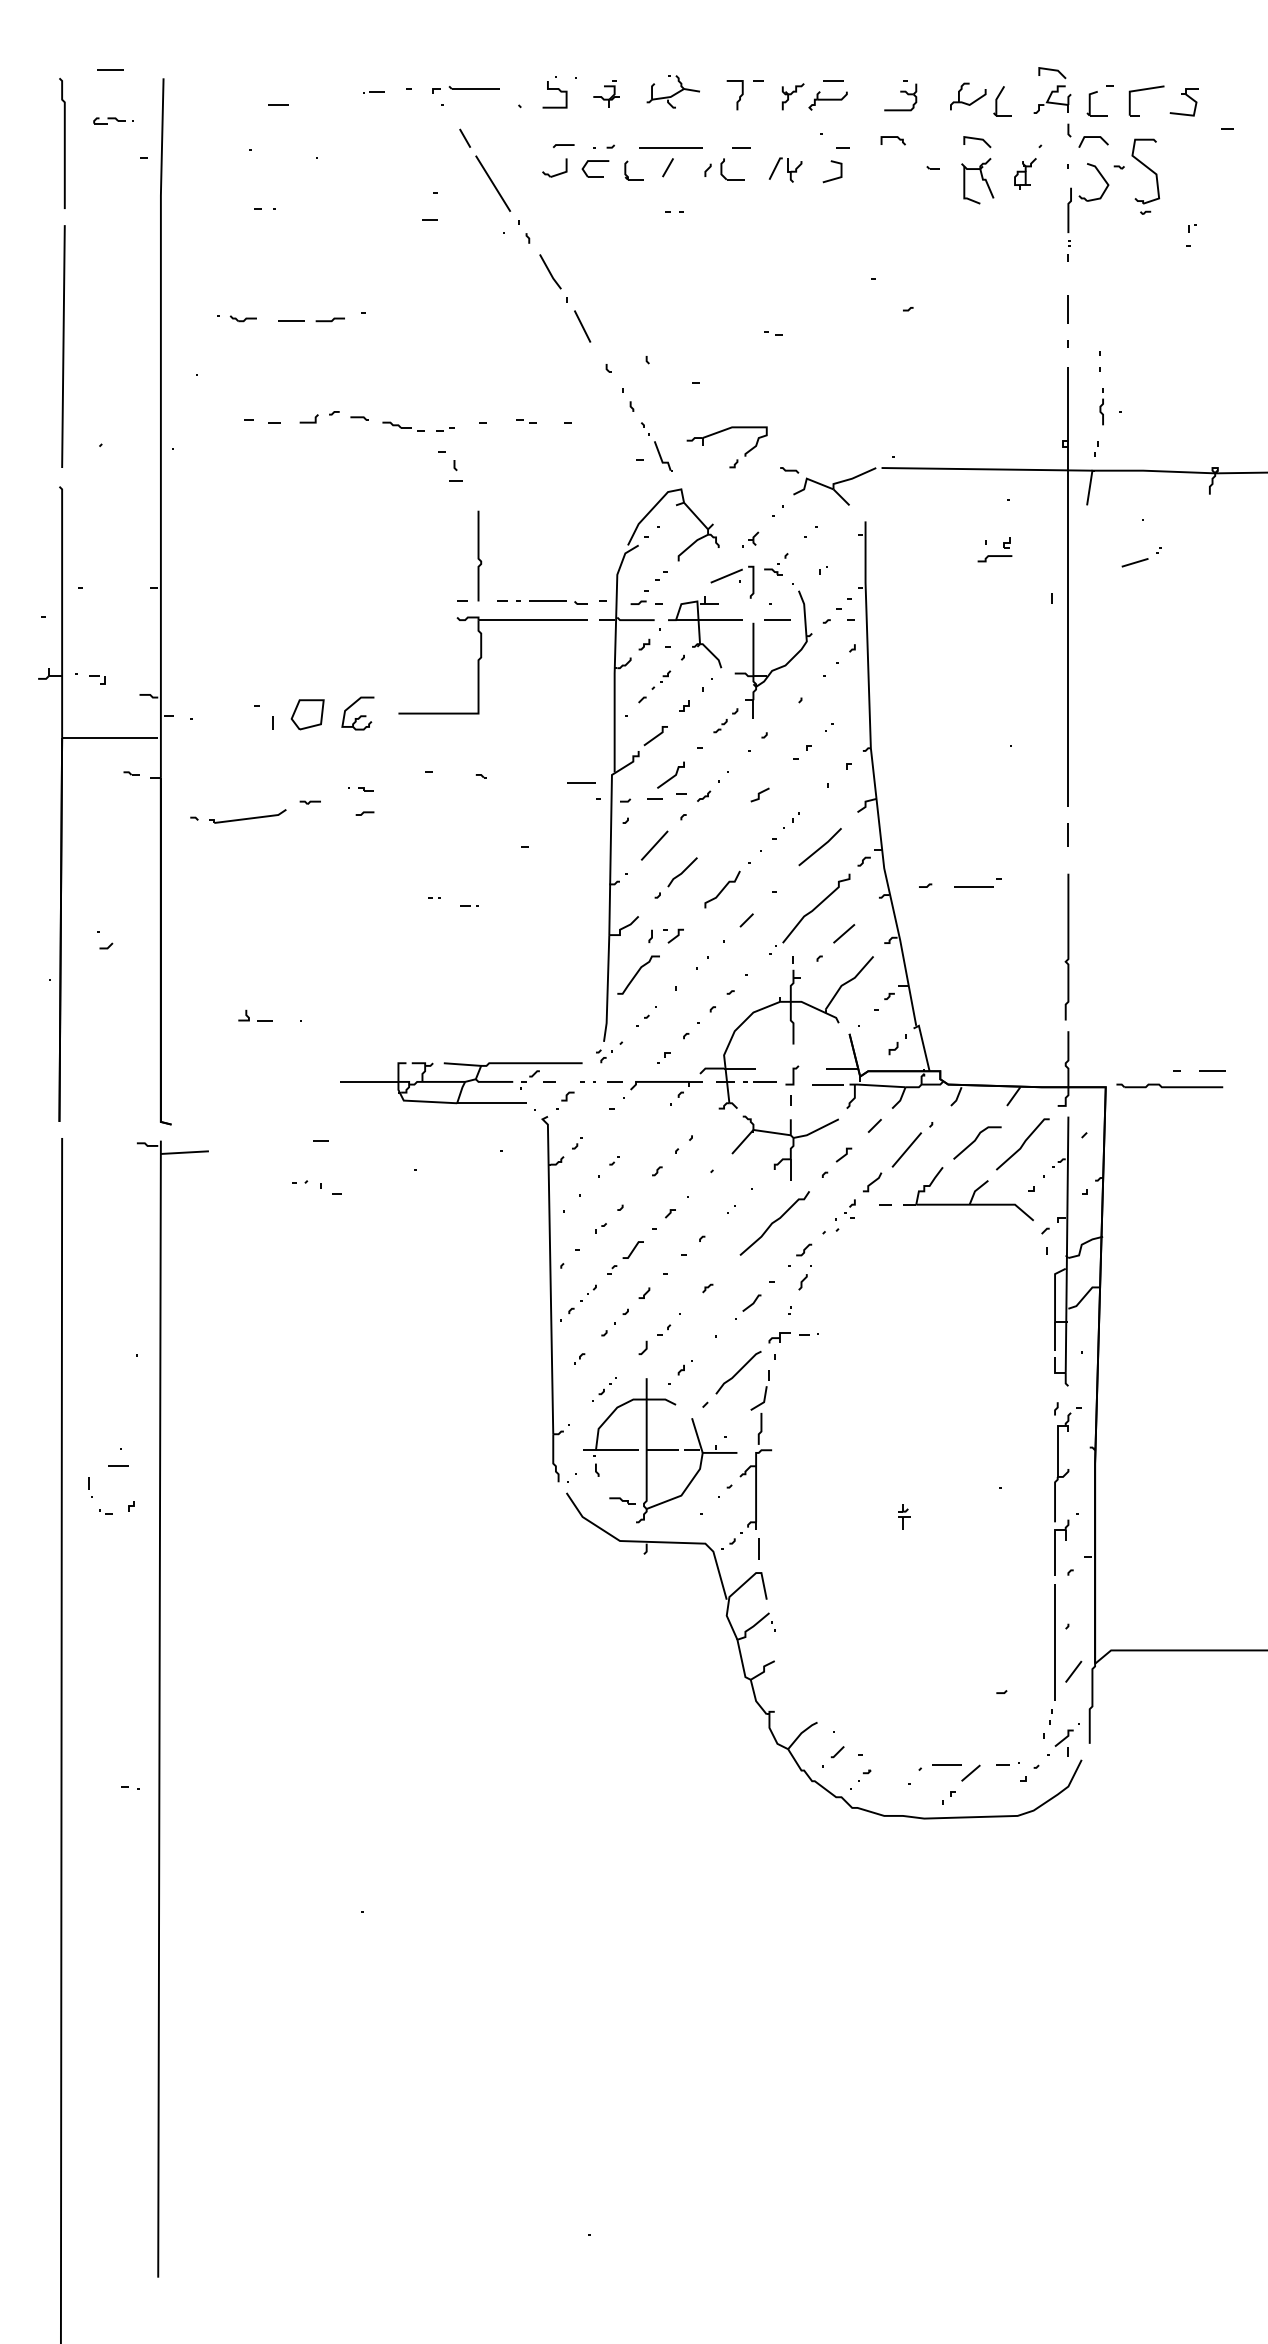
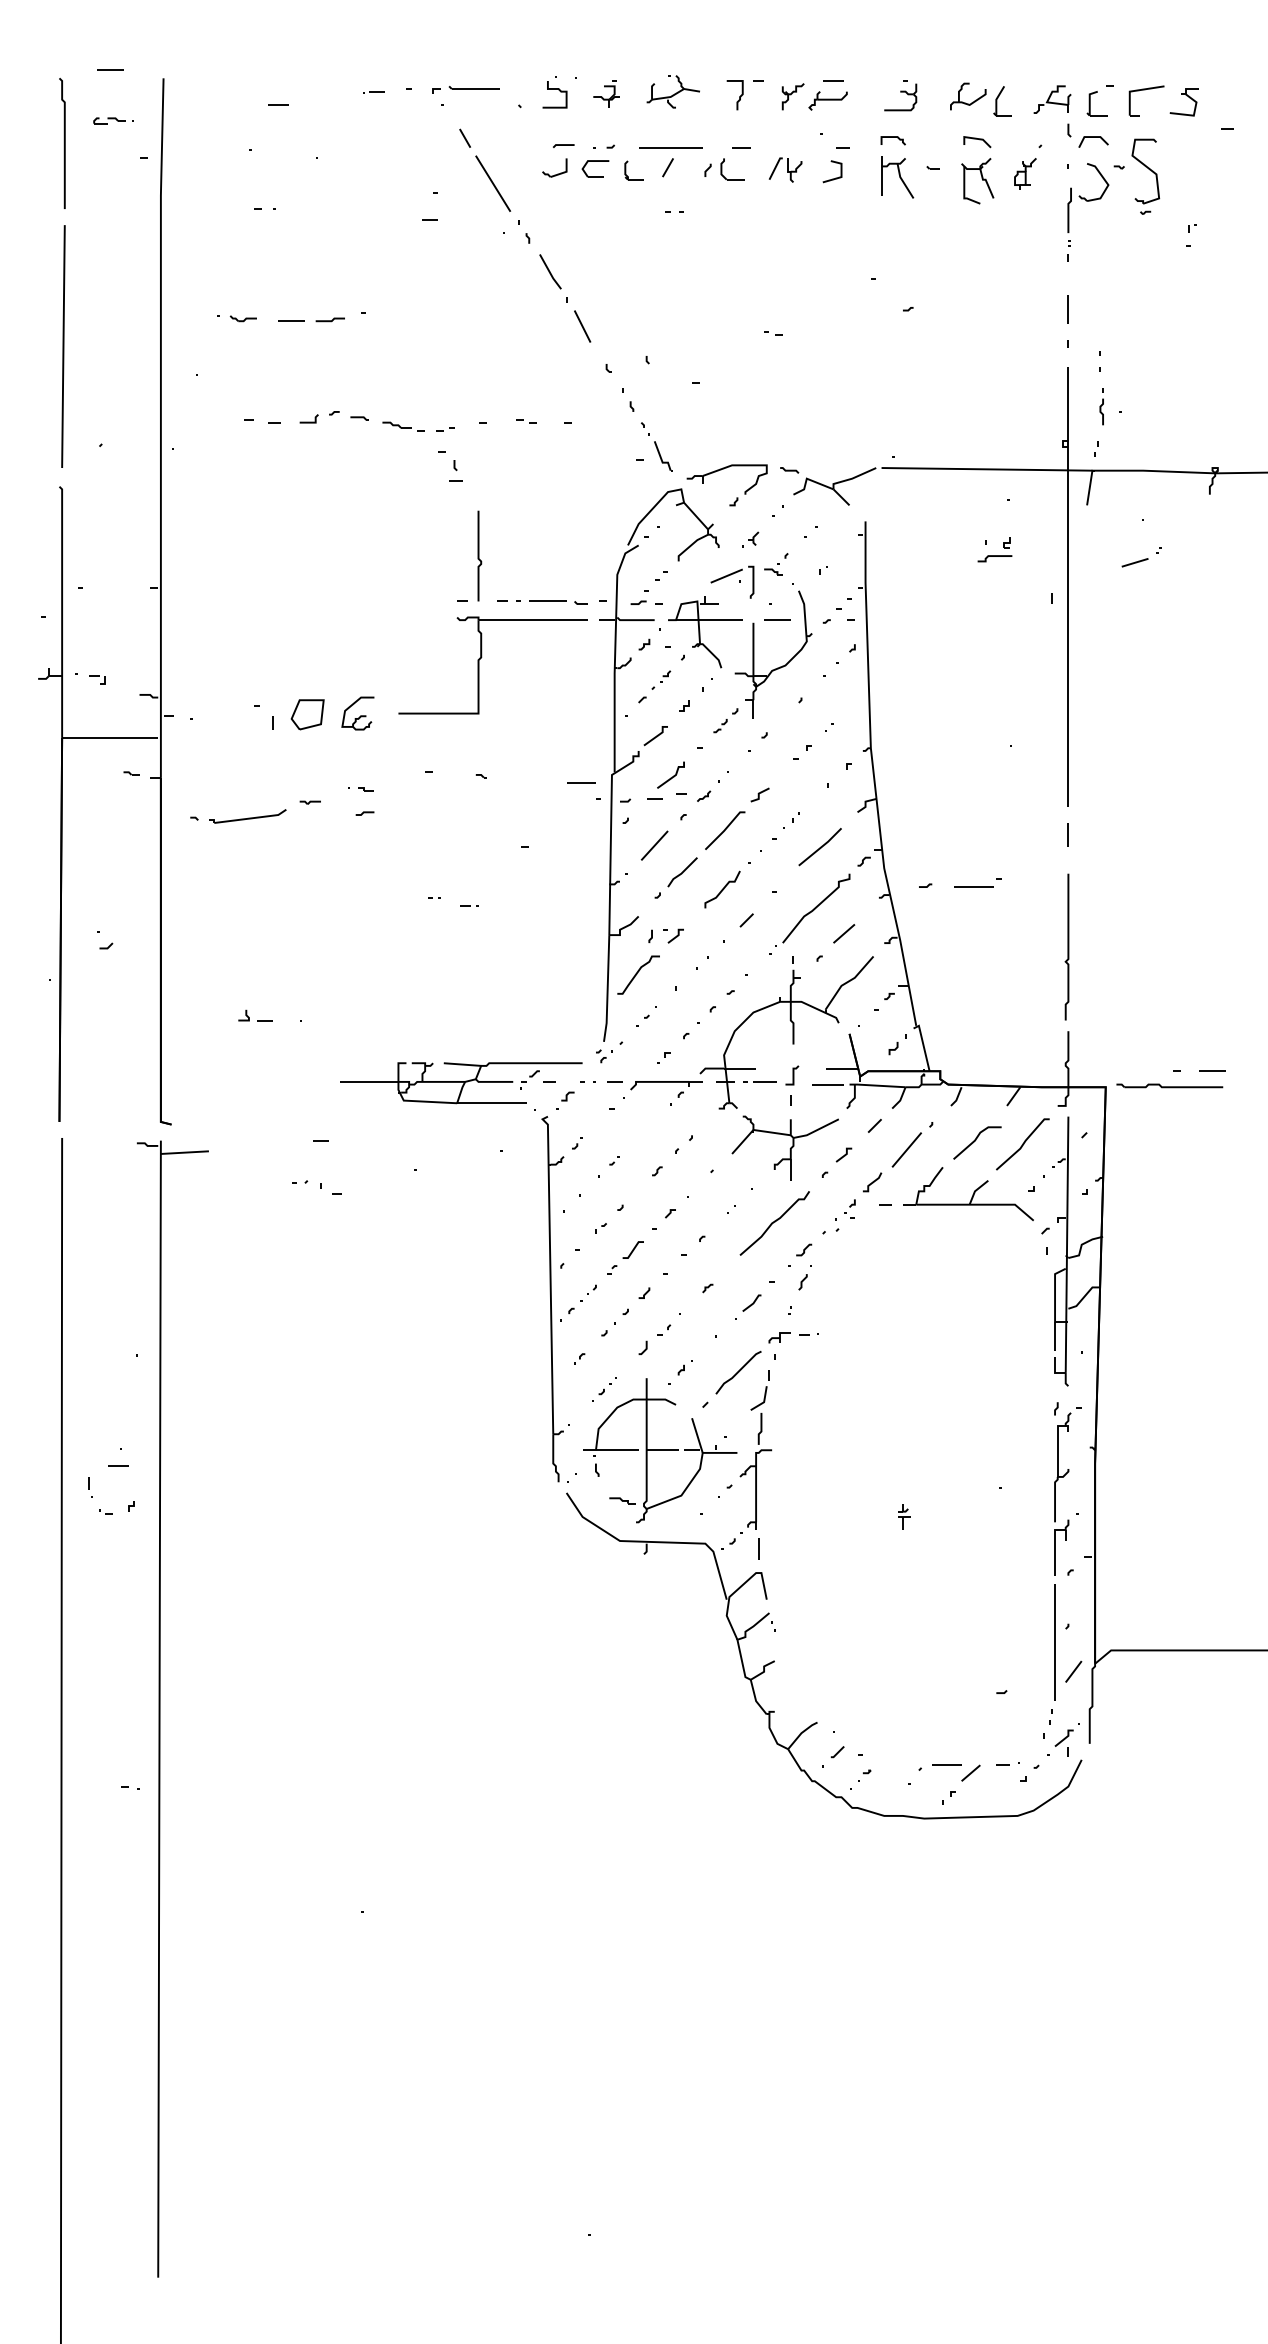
line: present -> none (1054, 71)
part: none -> present (897, 177)
part position: (736, 459) -> (736, 497) (736, 497)
line: none -> present (725, 830)
